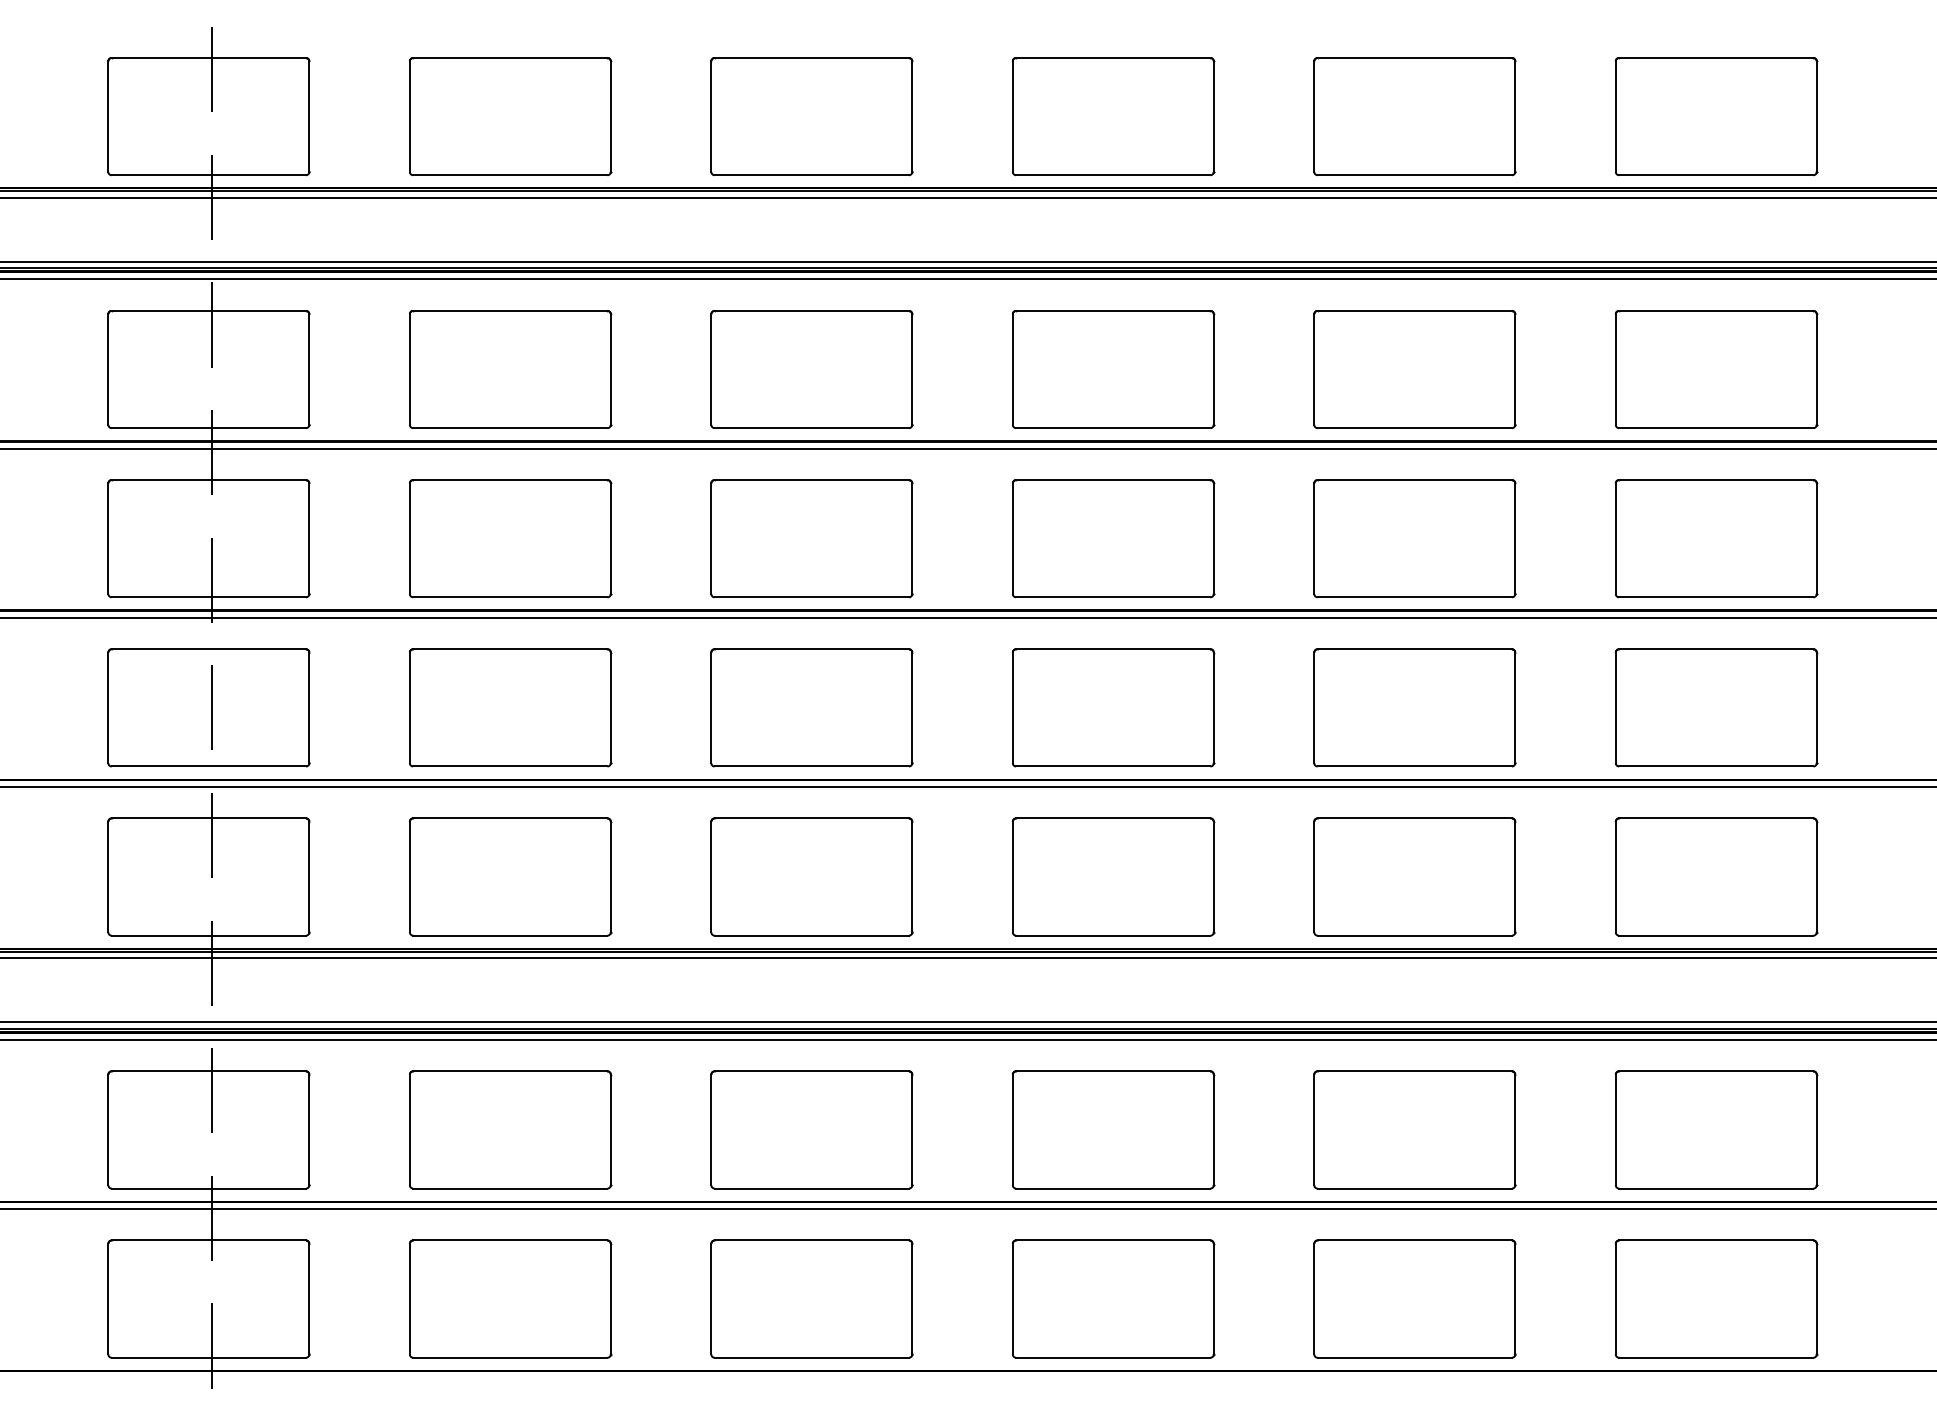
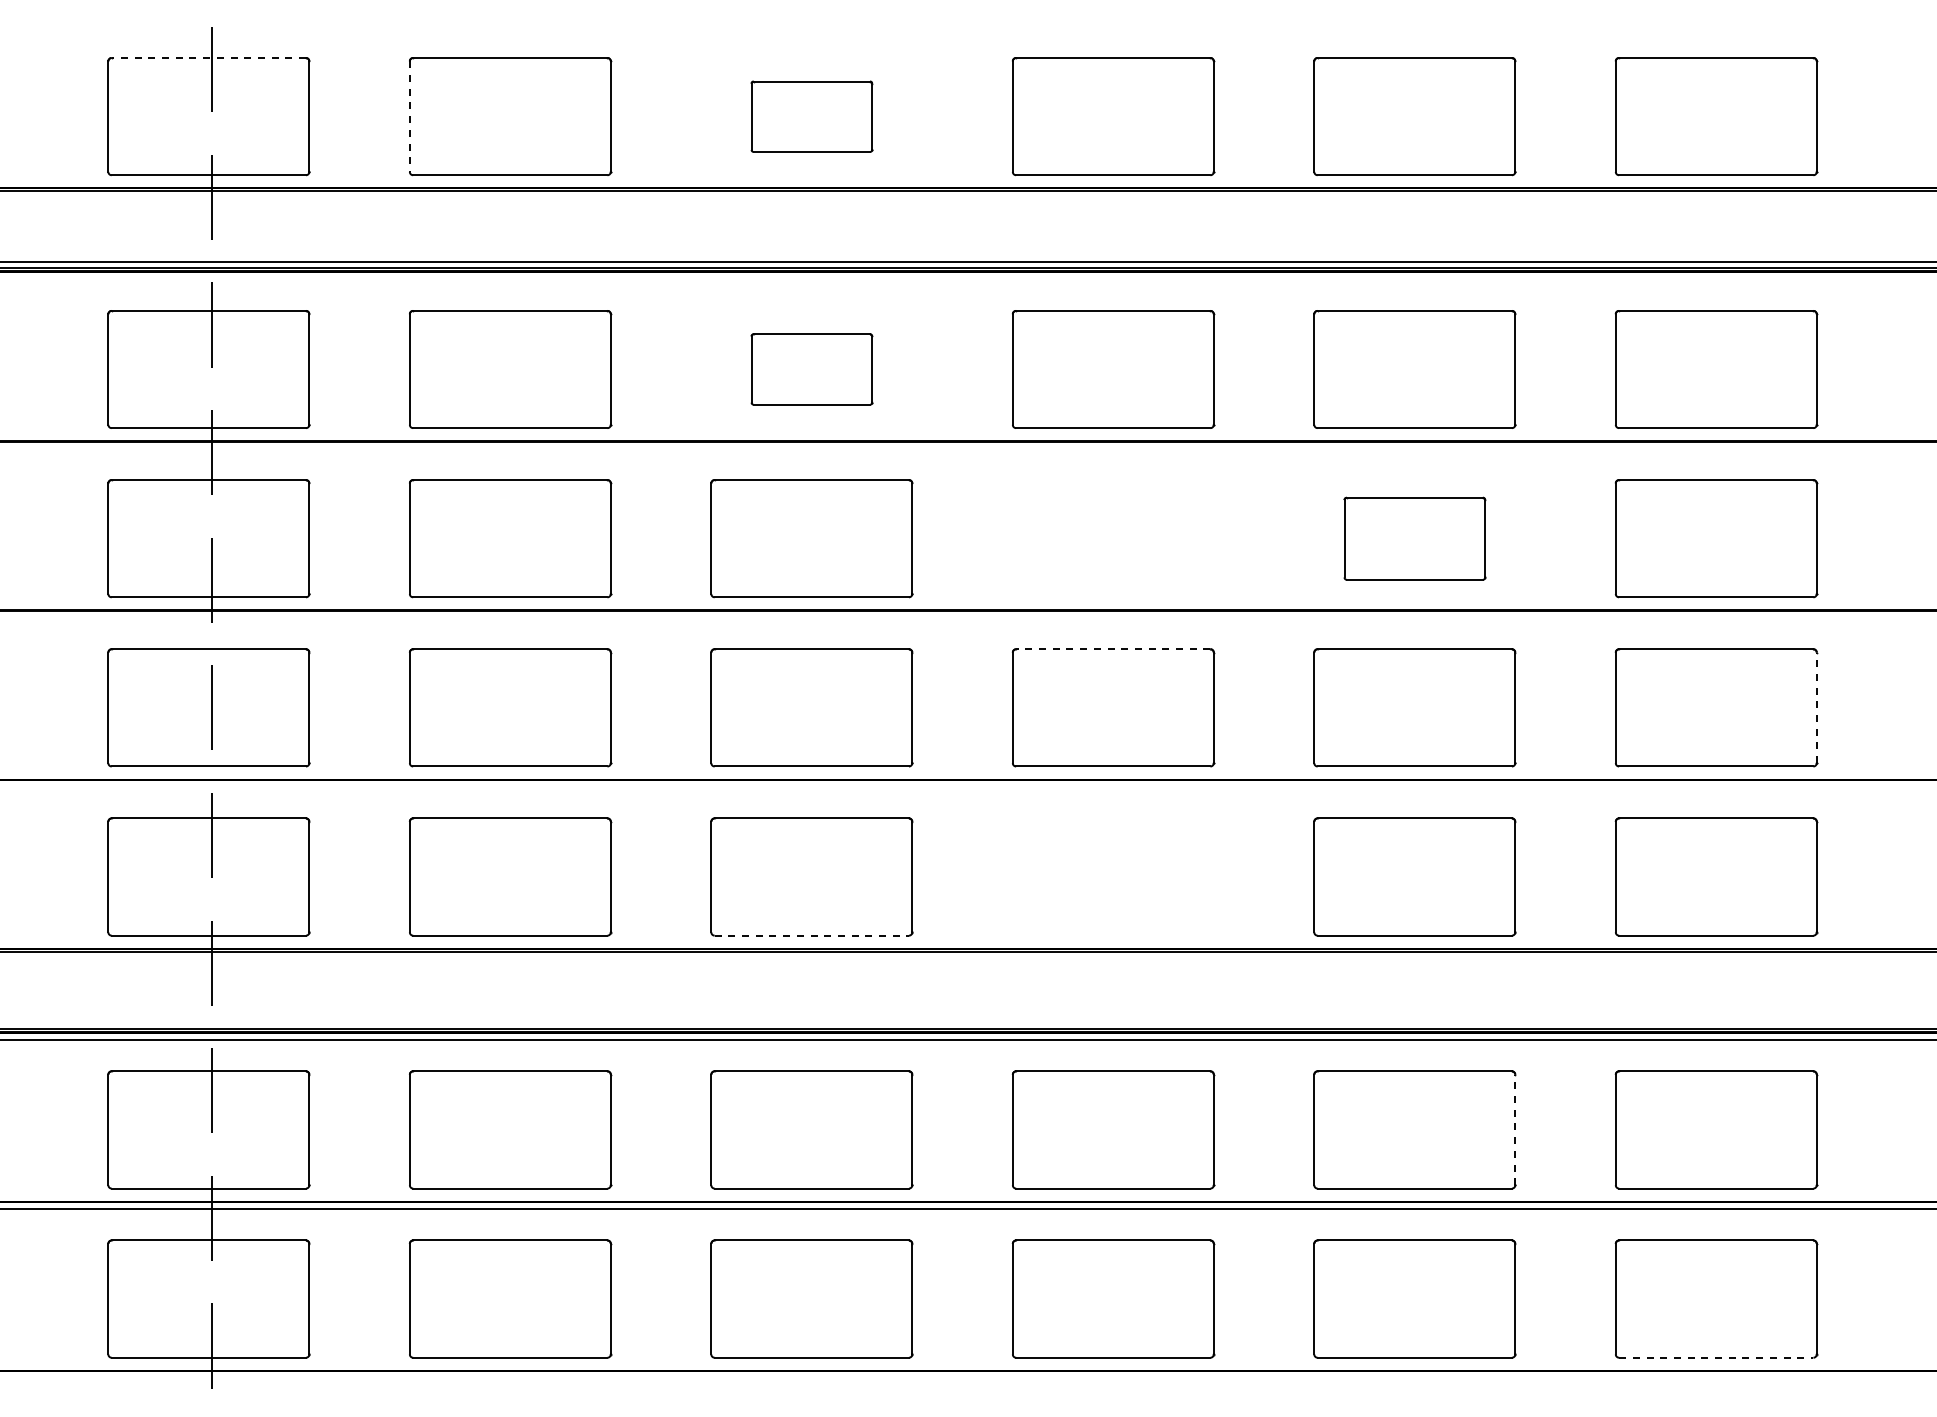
line: solid -> dashed (208, 58)
part size: 204x120 px -> 124x73 px (811, 116)
line: solid -> dashed (409, 117)
line: present -> none (967, 197)
line: present -> none (967, 279)
part size: 204x119 px -> 124x73 px (811, 369)
line: present -> none (967, 448)
part: present -> none (1113, 538)
part size: 204x120 px -> 144x85 px (1414, 538)
line: present -> none (967, 617)
line: solid -> dashed (1112, 649)
line: solid -> dashed (1816, 707)
line: present -> none (967, 786)
part: present -> none (1113, 876)
line: solid -> dashed (812, 935)
line: present -> none (967, 958)
line: present -> none (967, 1022)
line: solid -> dashed (1515, 1129)
line: solid -> dashed (1716, 1357)
